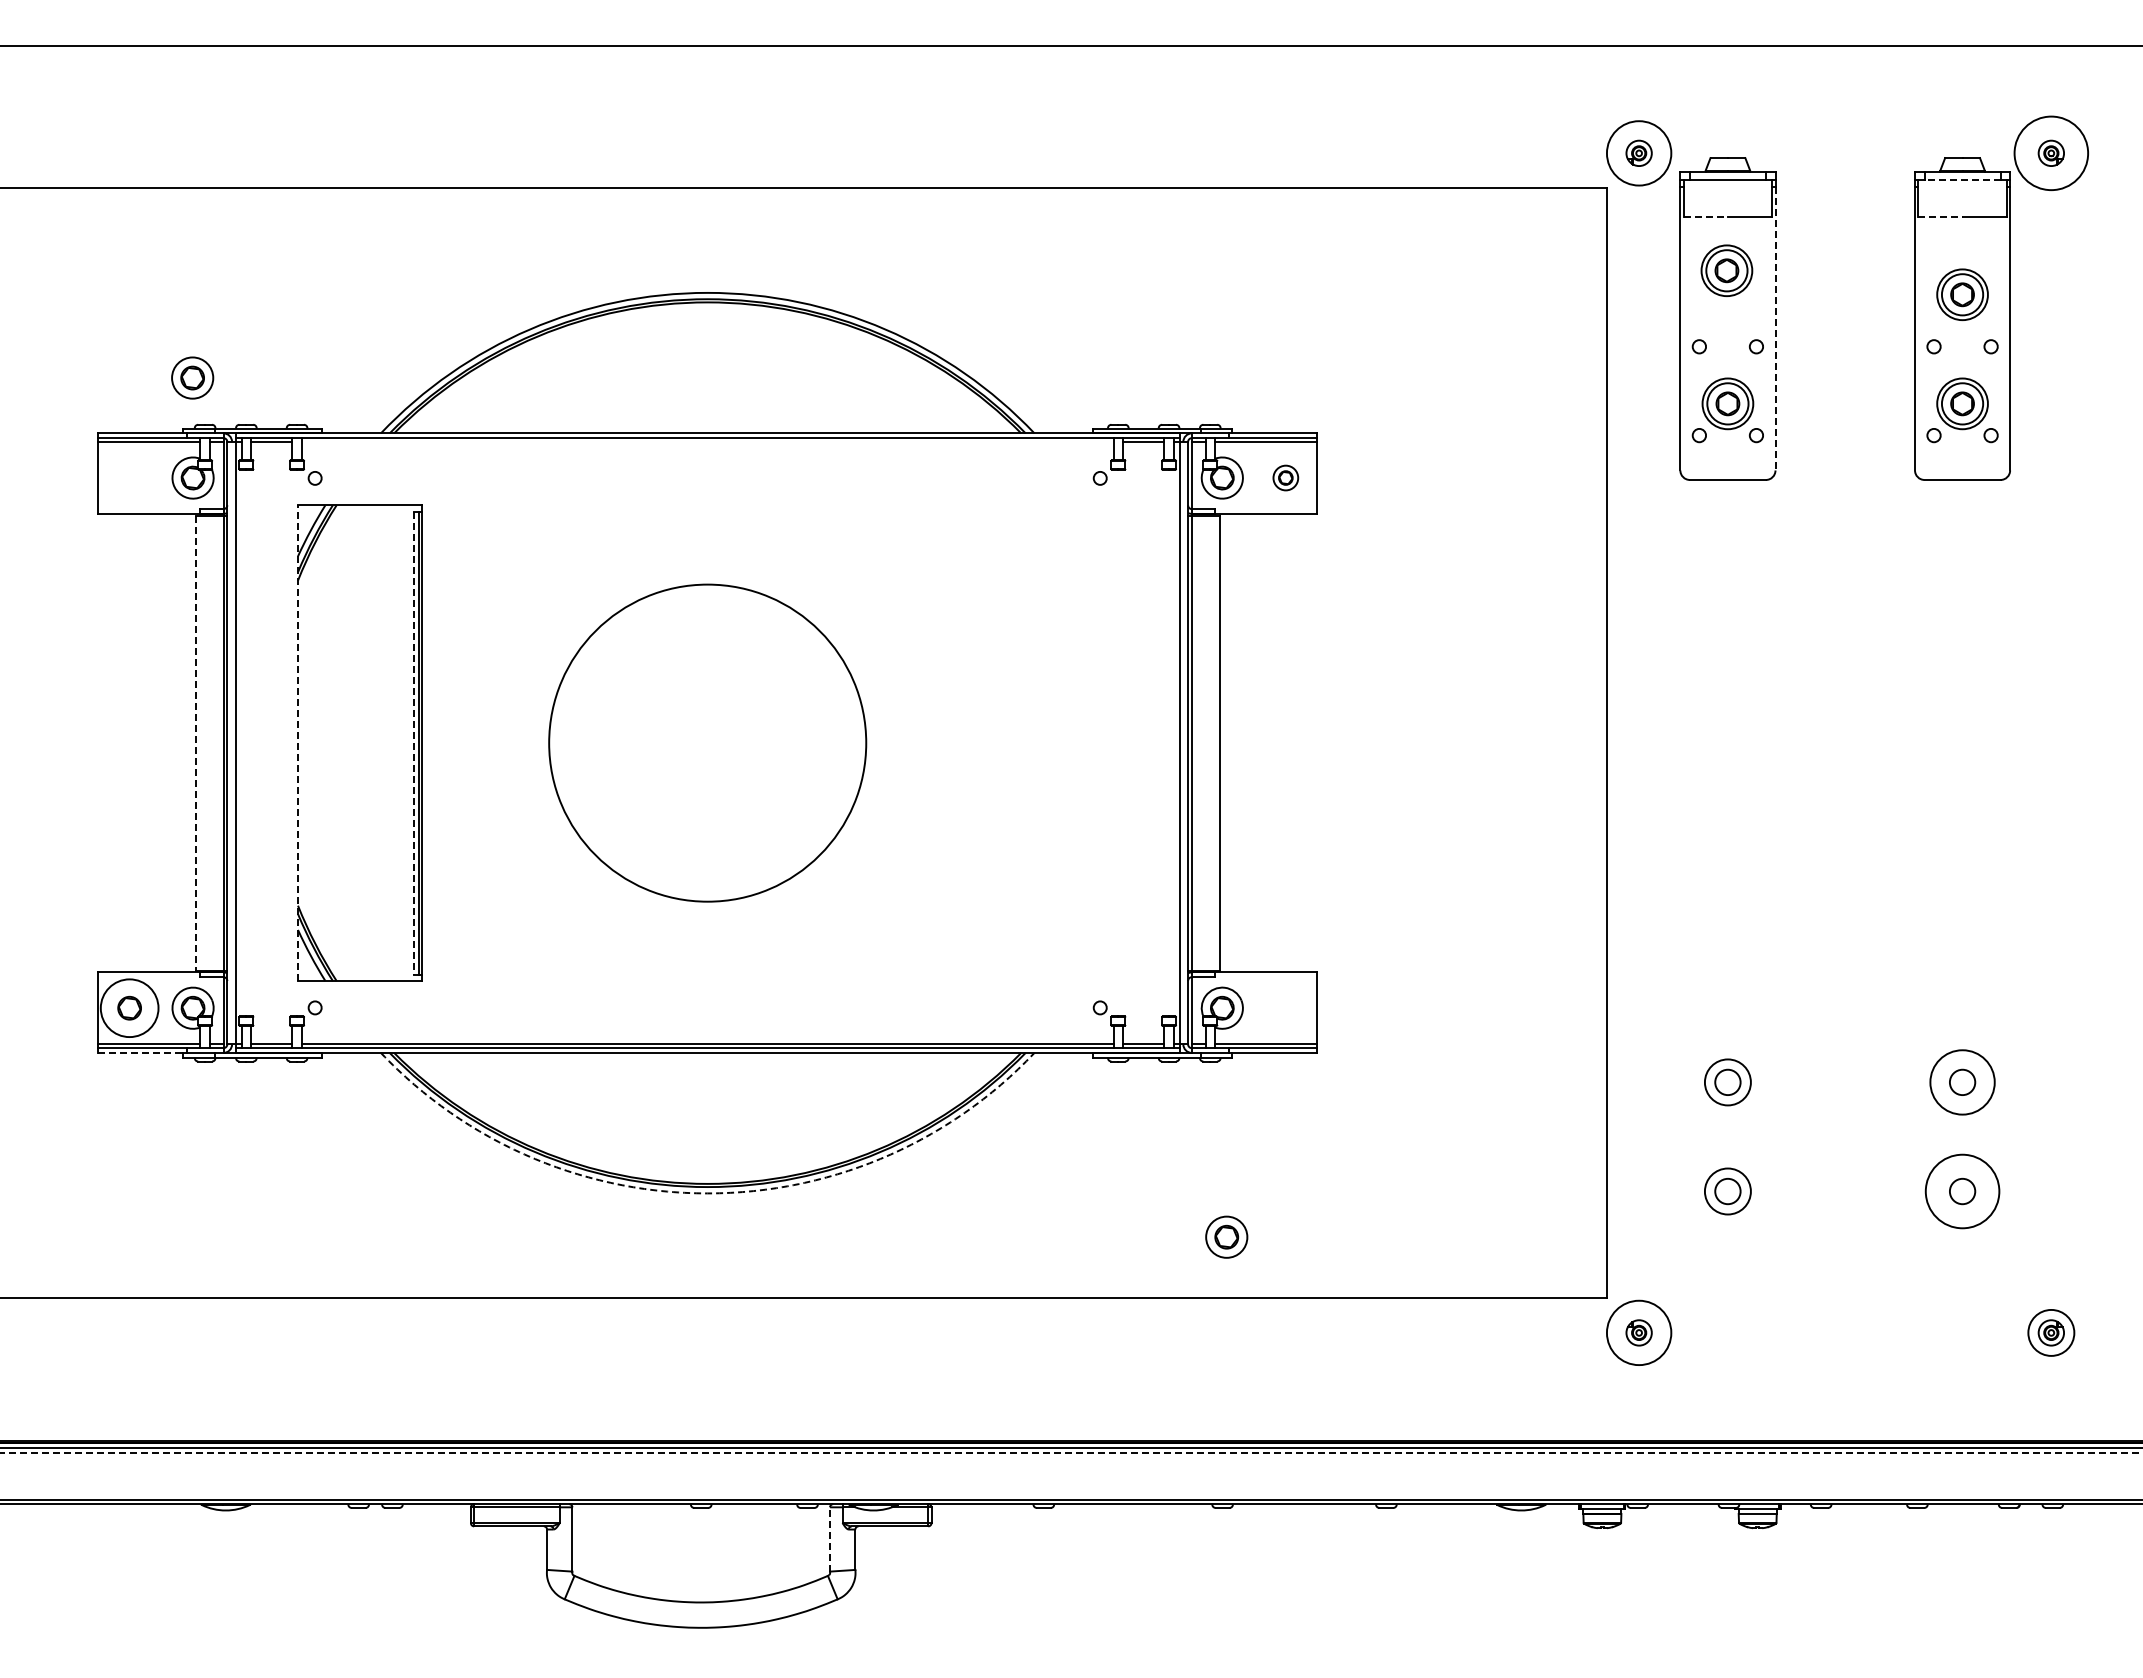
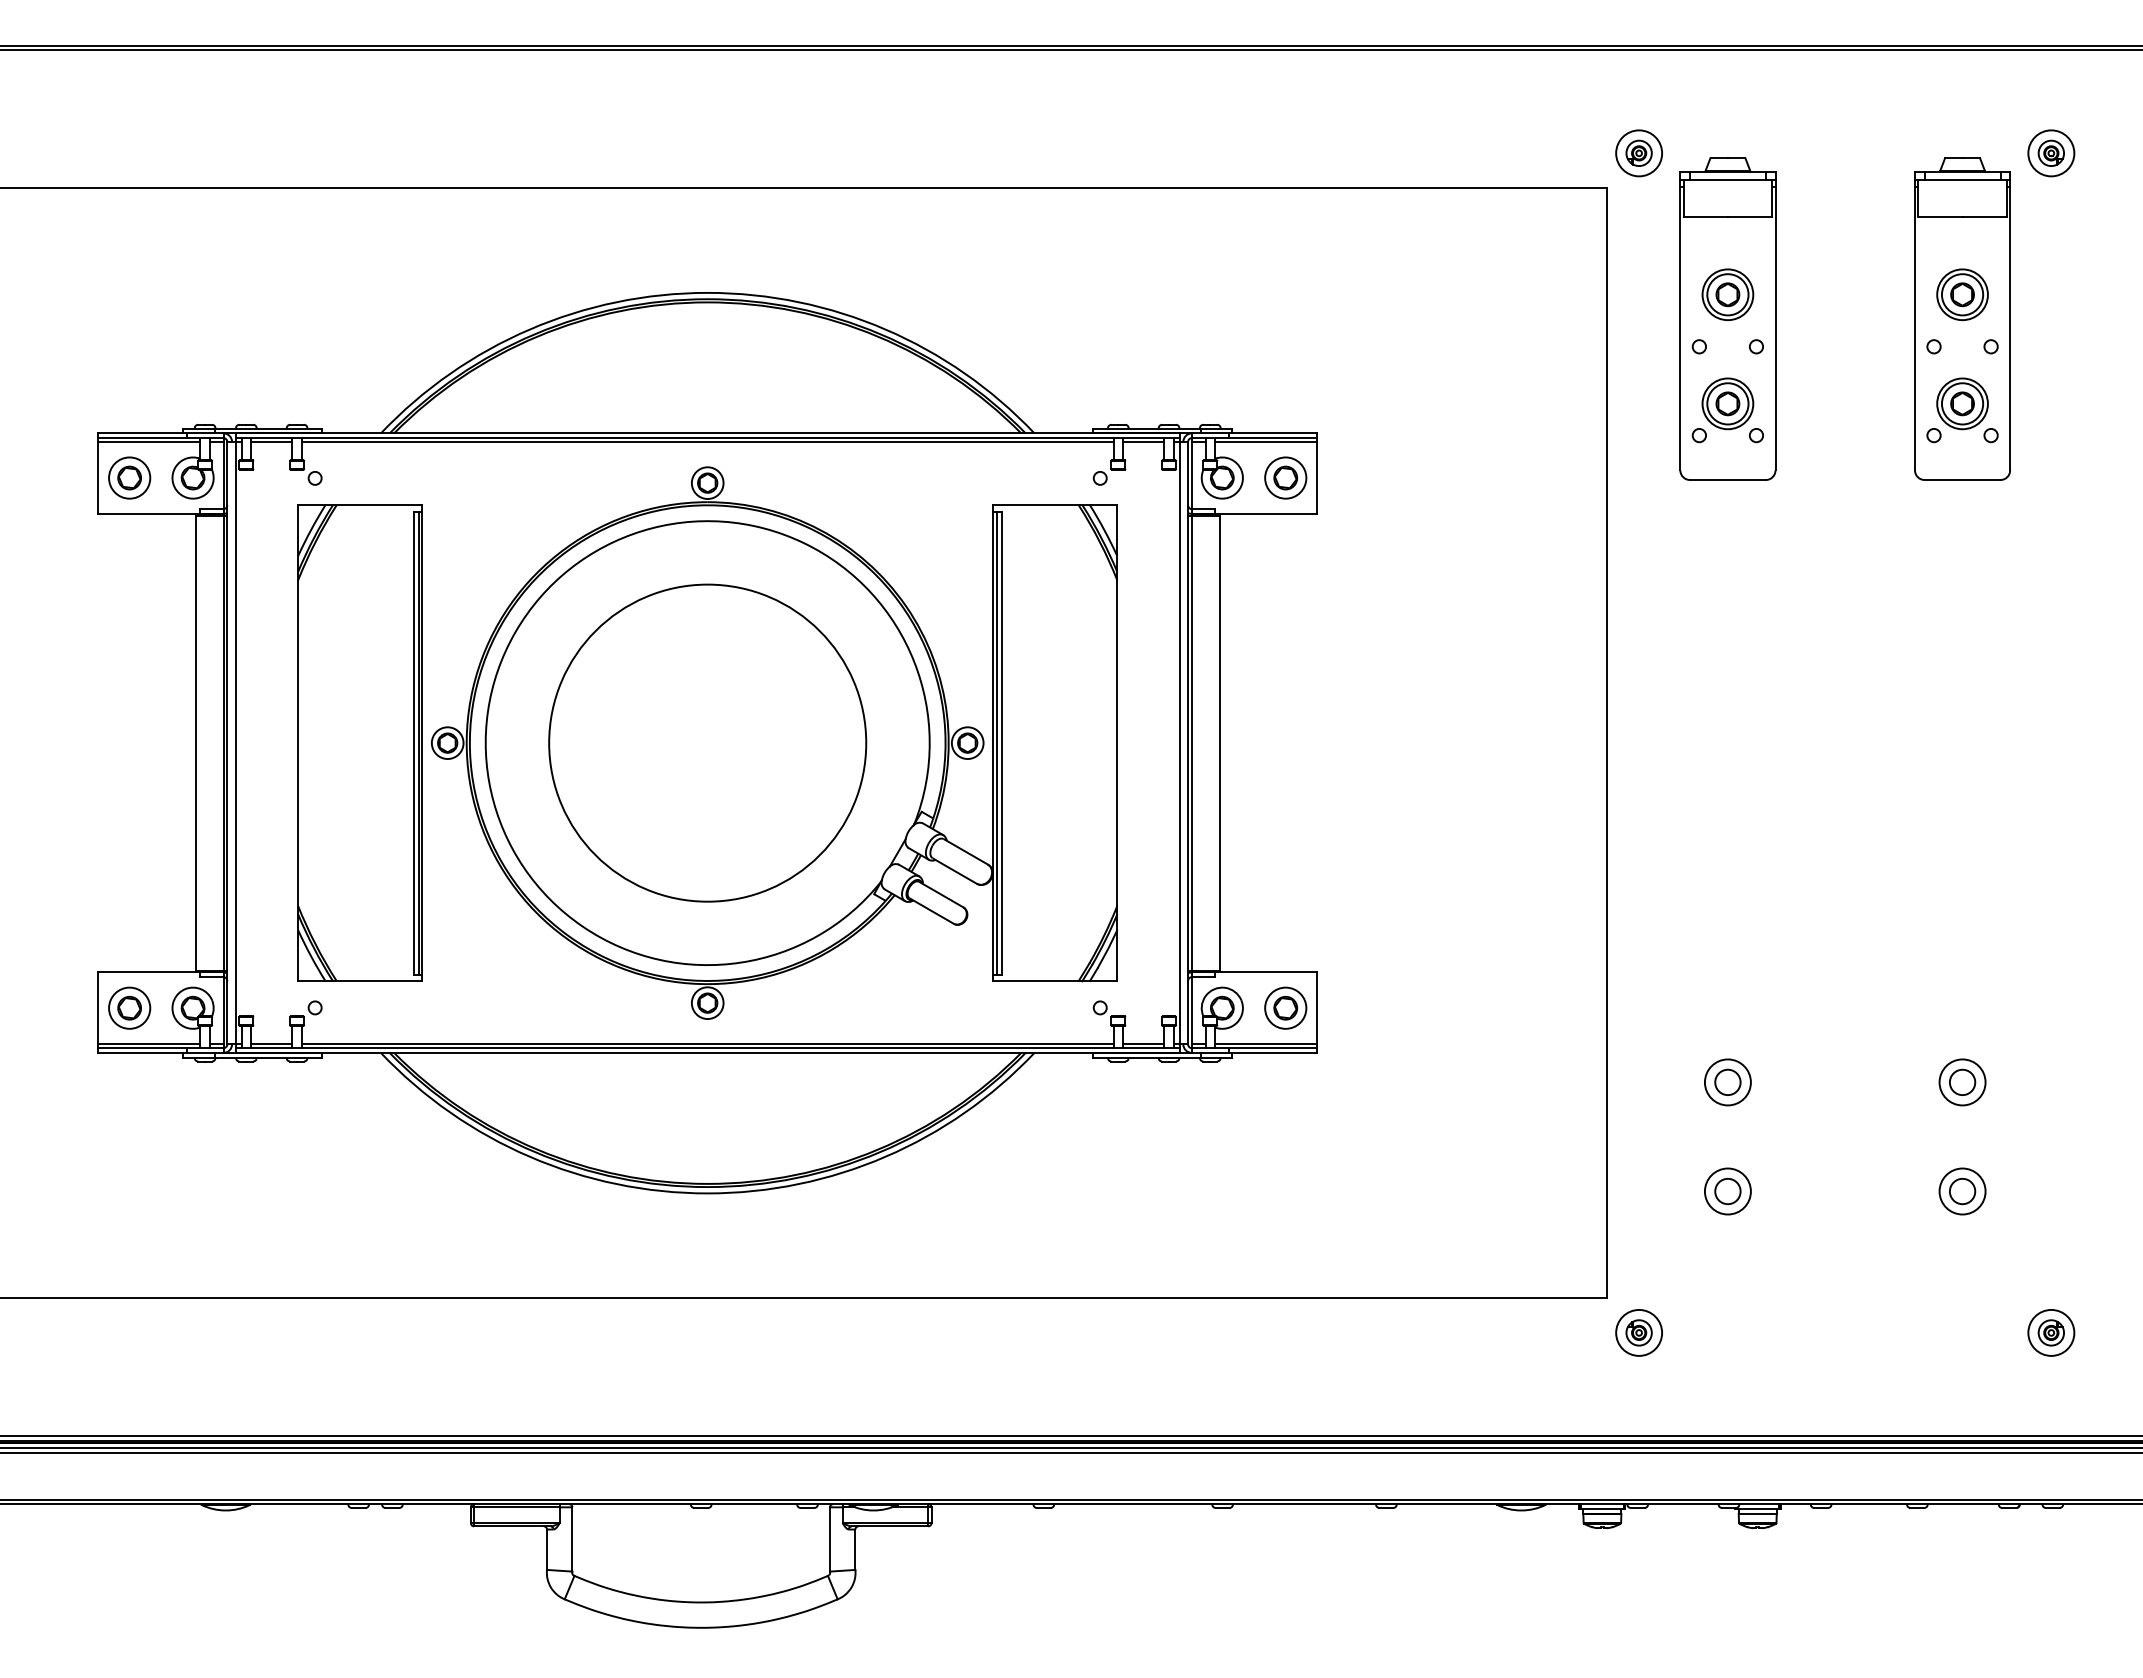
line: none -> present (1070, 50)
circle diameter: 64 px -> 46 px (1639, 153)
circle diameter: 74 px -> 46 px (2051, 153)
line: dashed -> solid (1962, 180)
line: dashed -> solid (1706, 216)
line: dashed -> solid (1940, 216)
part position: (1726, 270) -> (1727, 294) (1727, 294)
line: dashed -> solid (1775, 328)
part position: (192, 377) -> (129, 477) (129, 477)
line: none -> present (707, 441)
part size: 28x28 px -> 44x44 px (1285, 477)
part: none -> present (774, 742)
line: dashed -> solid (195, 743)
line: dashed -> solid (298, 743)
line: dashed -> solid (413, 743)
circle diameter: 58 px -> 41 px (129, 1007)
line: dashed -> solid (140, 1052)
circle diameter: 64 px -> 46 px (1962, 1082)
circle diameter: 74 px -> 46 px (1962, 1191)
arc: dashed -> solid (707, 1193)
part position: (1226, 1236) -> (1285, 1007) (1285, 1007)
circle diameter: 64 px -> 46 px (1639, 1332)
line: none -> present (1070, 1436)
line: dashed -> solid (1071, 1452)
line: dashed -> solid (830, 1538)
